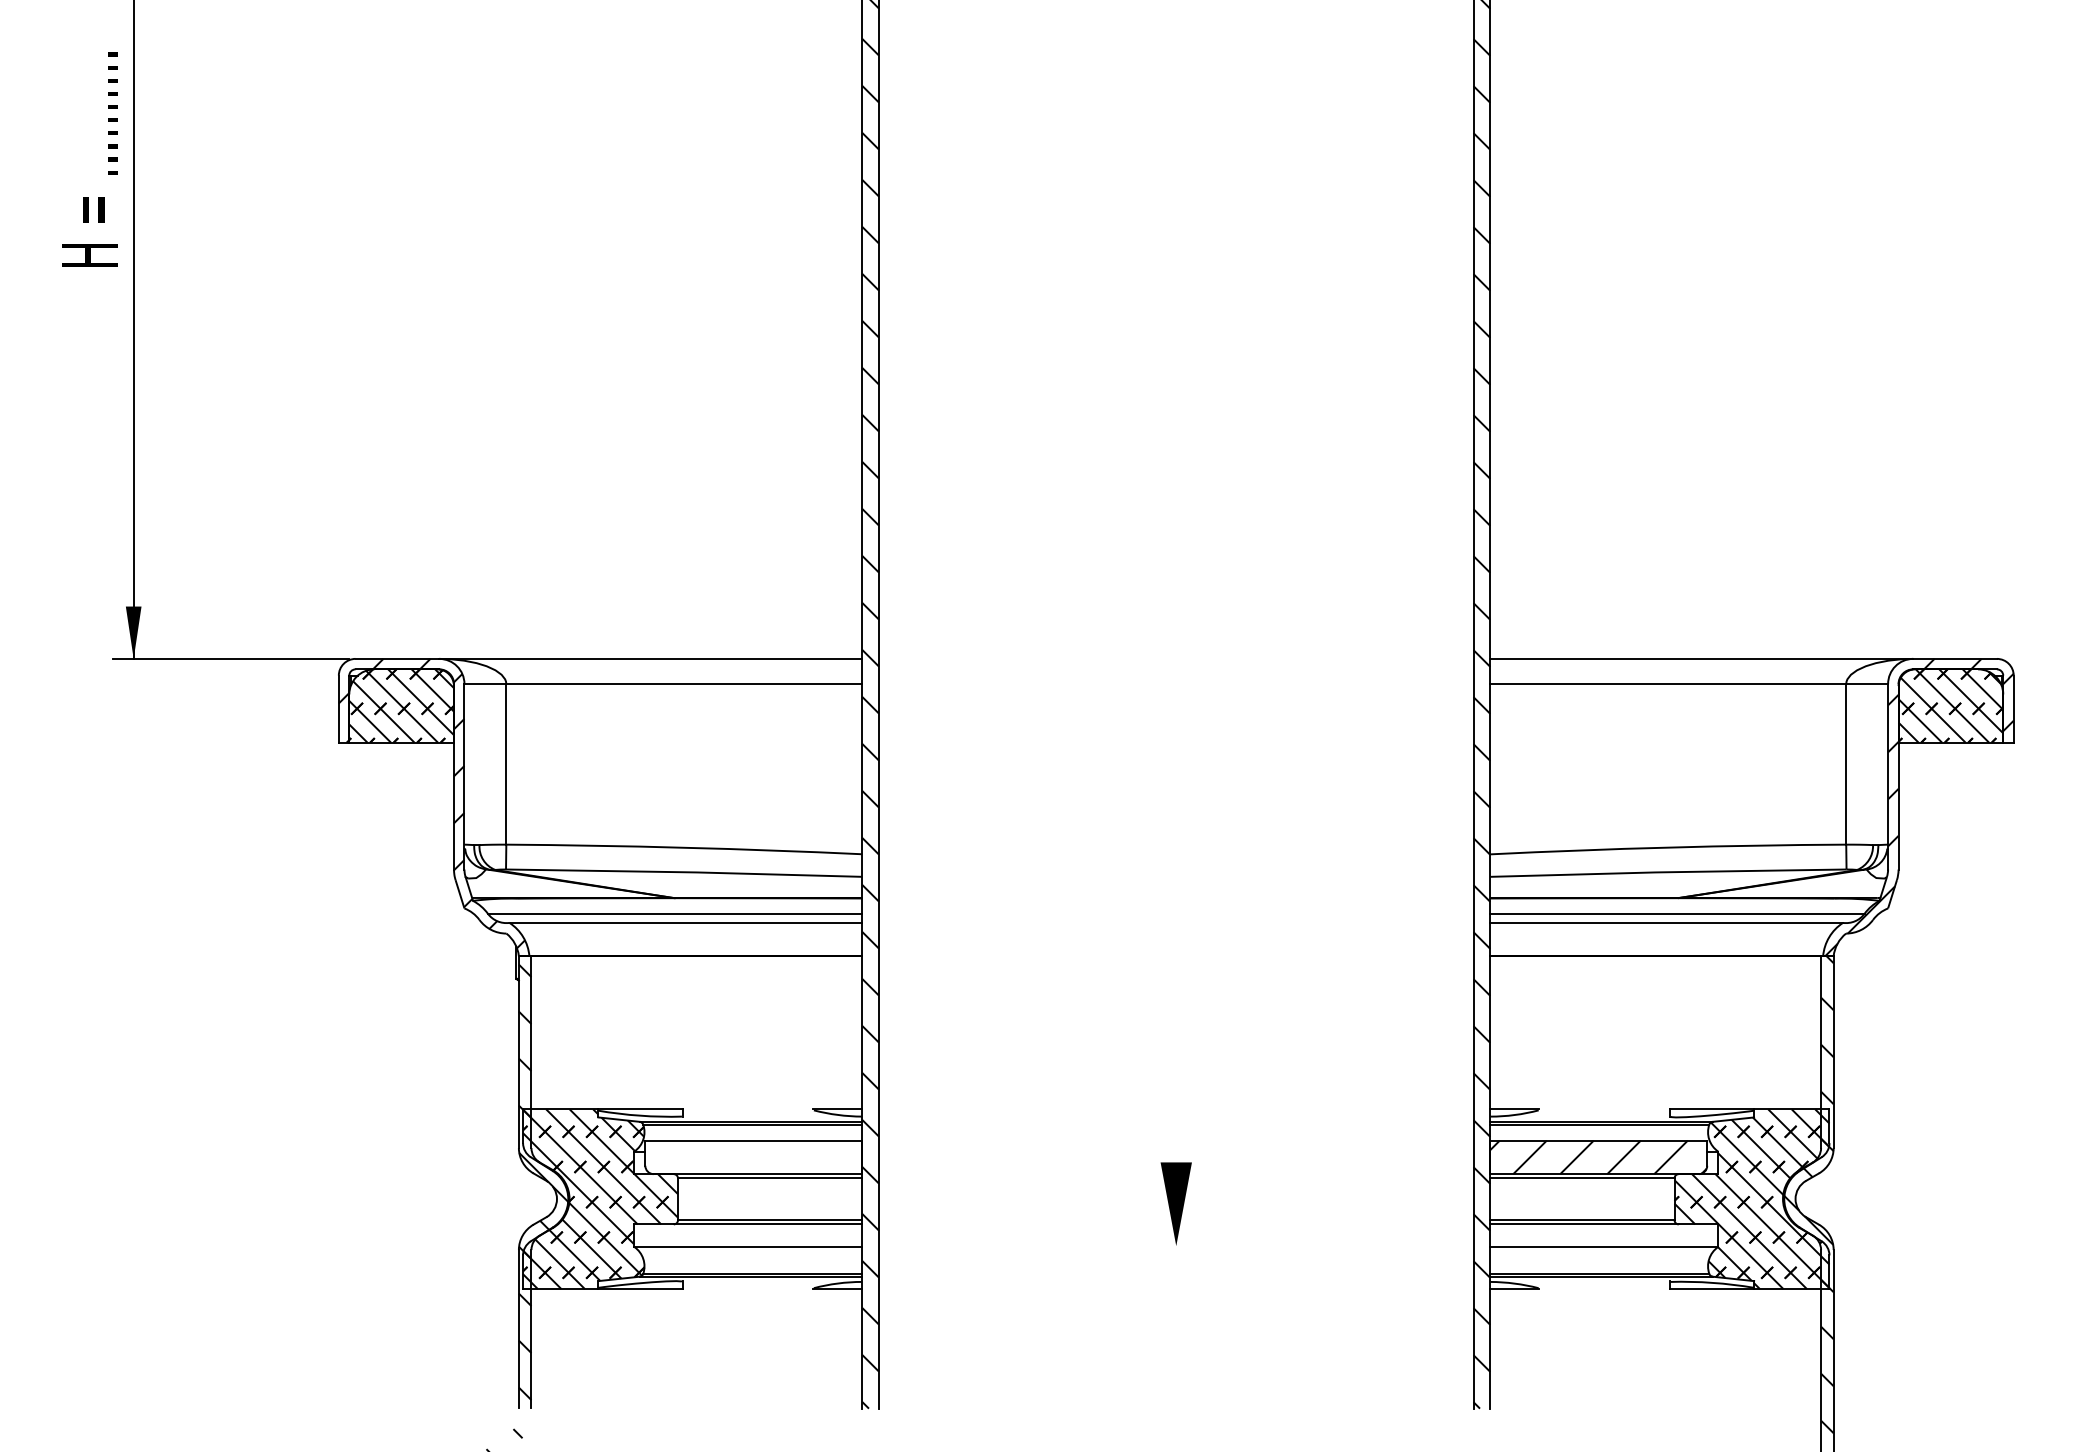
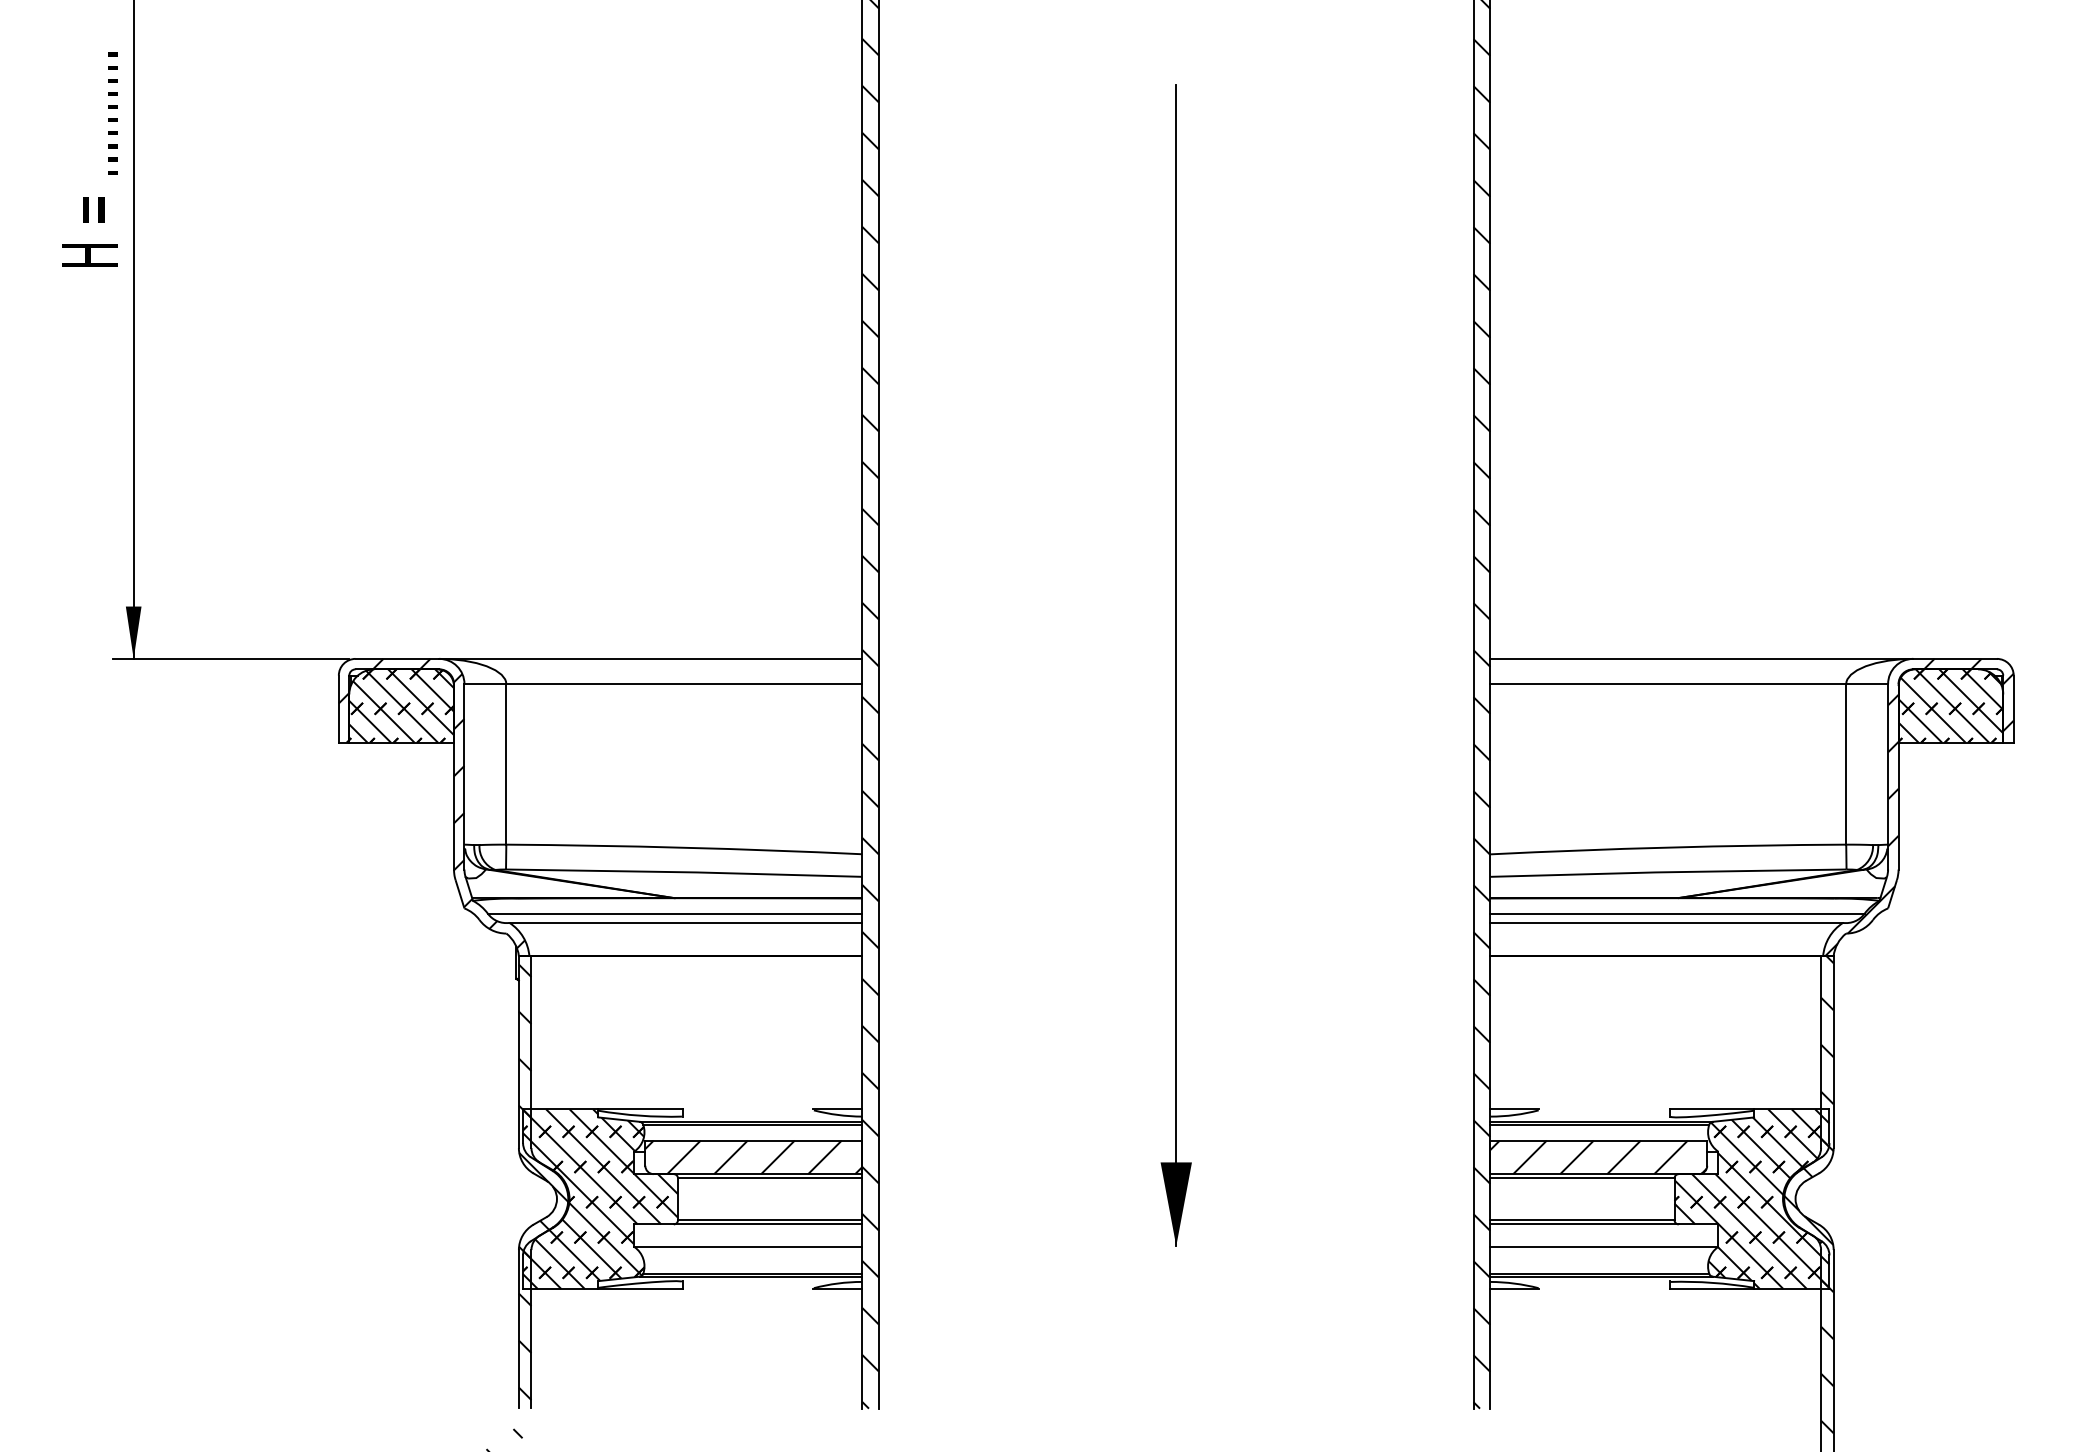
line: none -> present (1176, 665)
hatch: none -> present (753, 1157)
